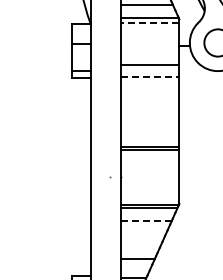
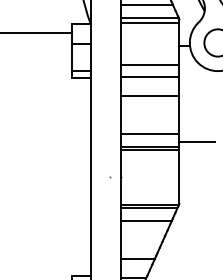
line: dashed -> solid (149, 23)
line: none -> present (37, 32)
line: dashed -> solid (150, 77)
line: none -> present (150, 95)
line: none -> present (150, 133)
line: none -> present (197, 141)
line: dashed -> solid (146, 221)
